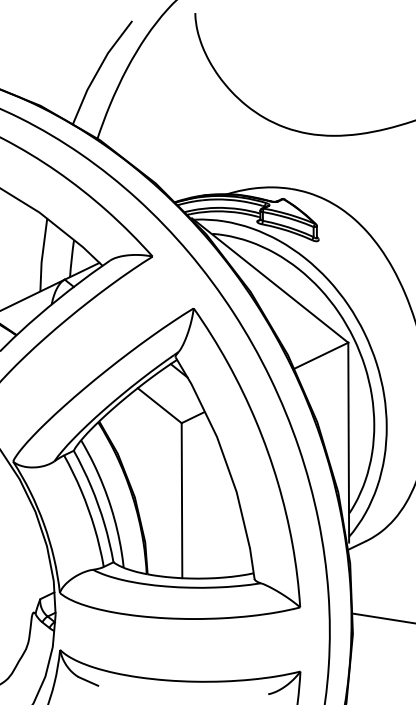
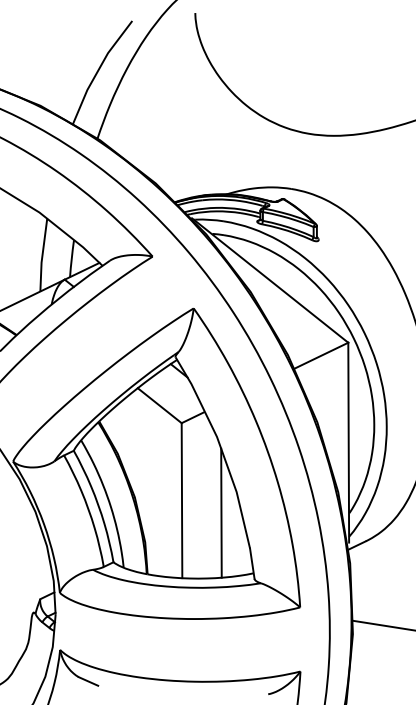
line: none -> present (221, 512)
line position: (382, 618) -> (382, 625) (382, 625)
